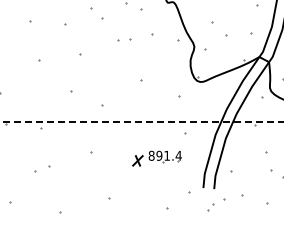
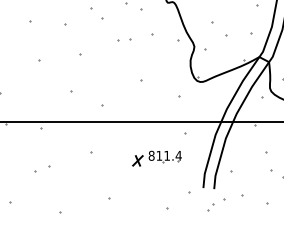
line: dashed -> solid (141, 121)
text: 891.4 -> 811.4 (159, 155)
